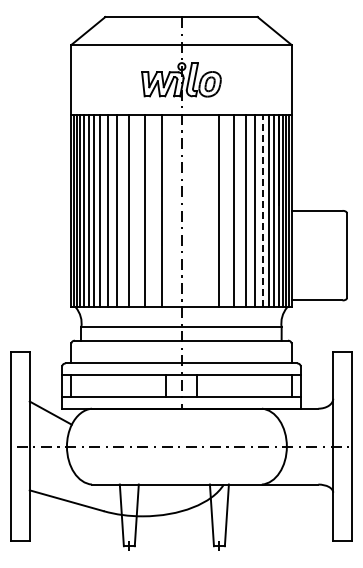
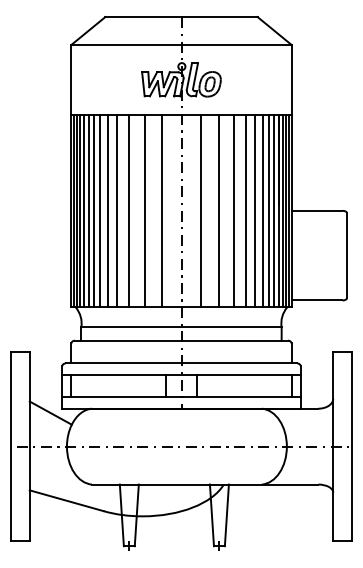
line: none -> present (201, 210)
line: dashed -> solid (262, 210)
